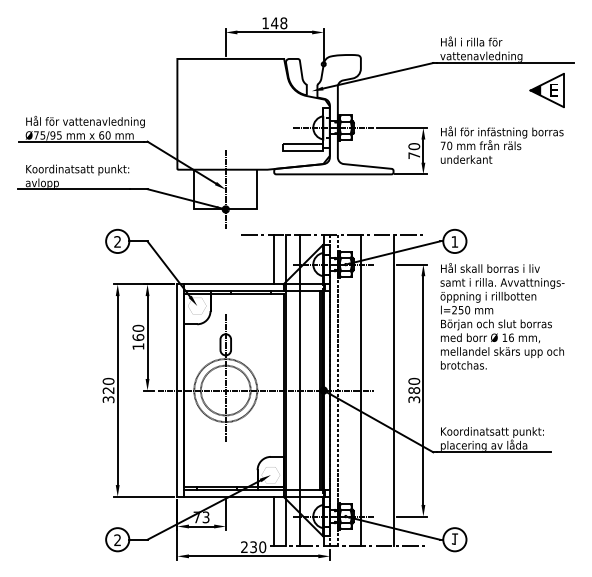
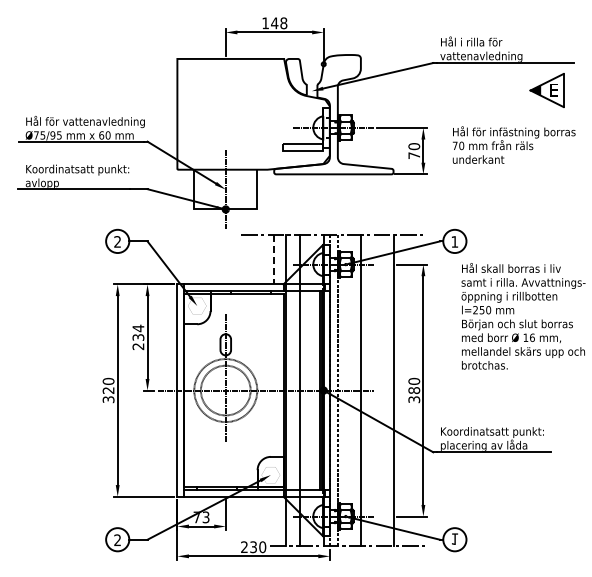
text position: (501, 144) -> (513, 144) (513, 144)
line: solid -> dashed (274, 259)
text position: (502, 316) -> (523, 316) (523, 316)
text: 160 -> 234 (138, 337)
line: present -> none (274, 521)
